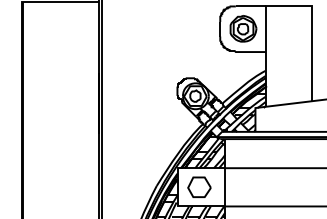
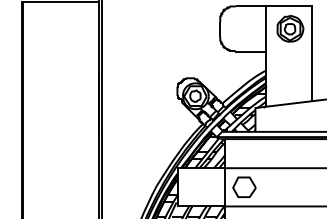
part position: (243, 28) -> (290, 28) (290, 28)
part position: (199, 186) -> (244, 186) (244, 186)
